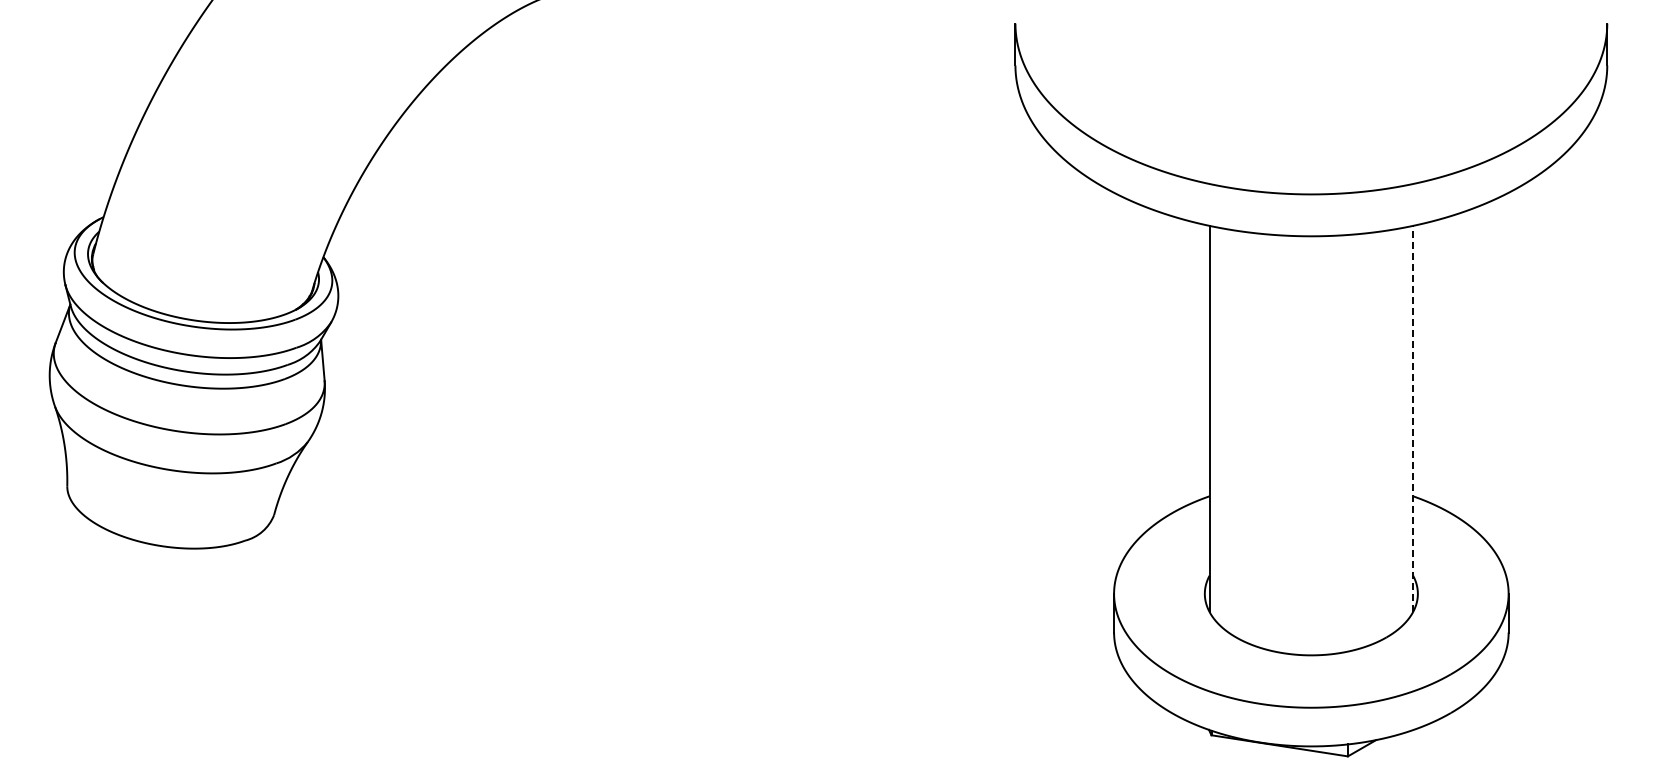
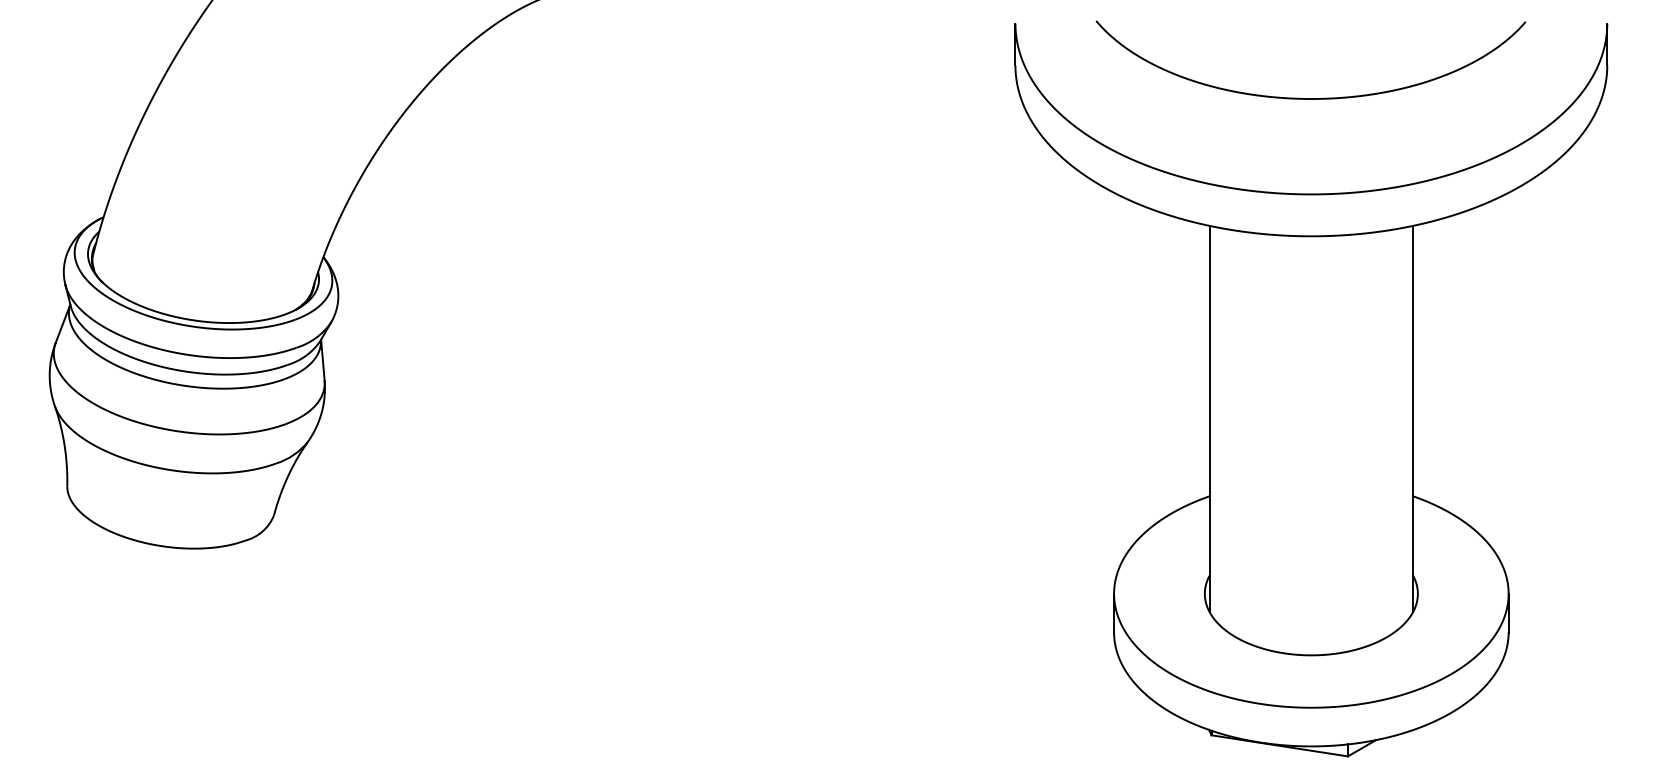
curve: none -> present (1310, 98)
line: dashed -> solid (1413, 418)
